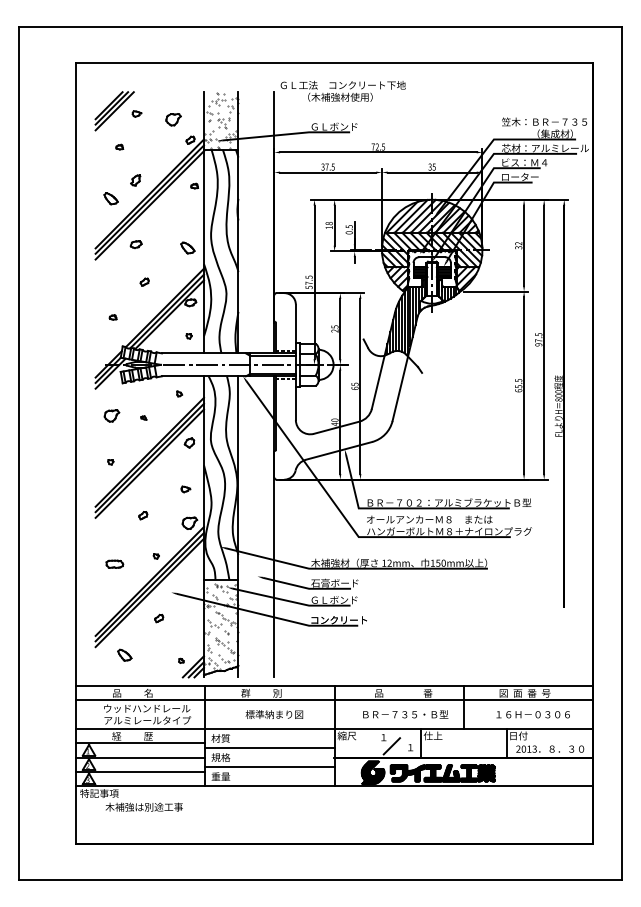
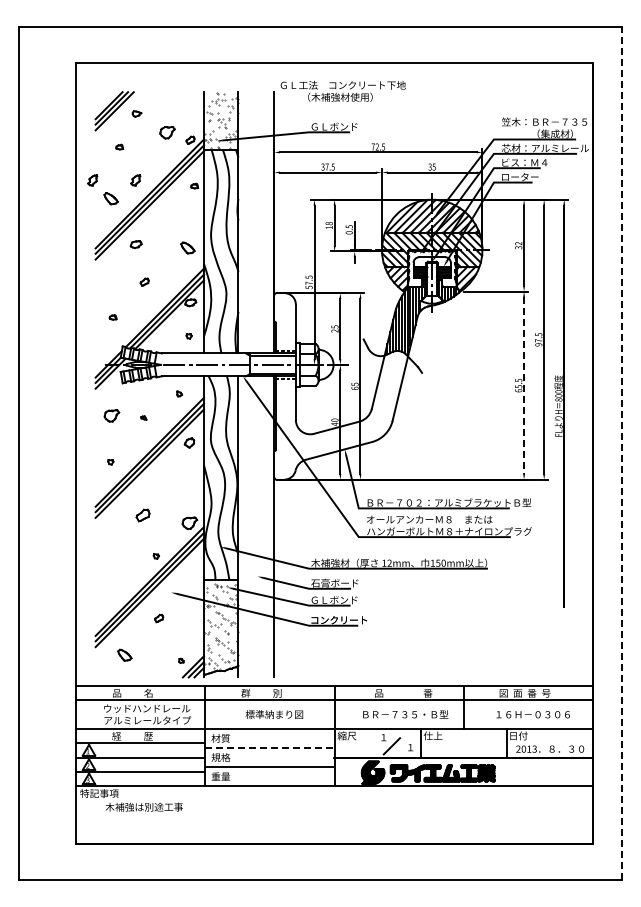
part position: (173, 119) -> (167, 132) (167, 132)
part: none -> present (92, 180)
line: solid -> dashed (524, 386)
line: solid -> dashed (621, 453)
part: present -> none (185, 489)
part size: 11x10 px -> 16x15 px (142, 515)
part: present -> none (114, 563)
line: solid -> dashed (269, 748)
